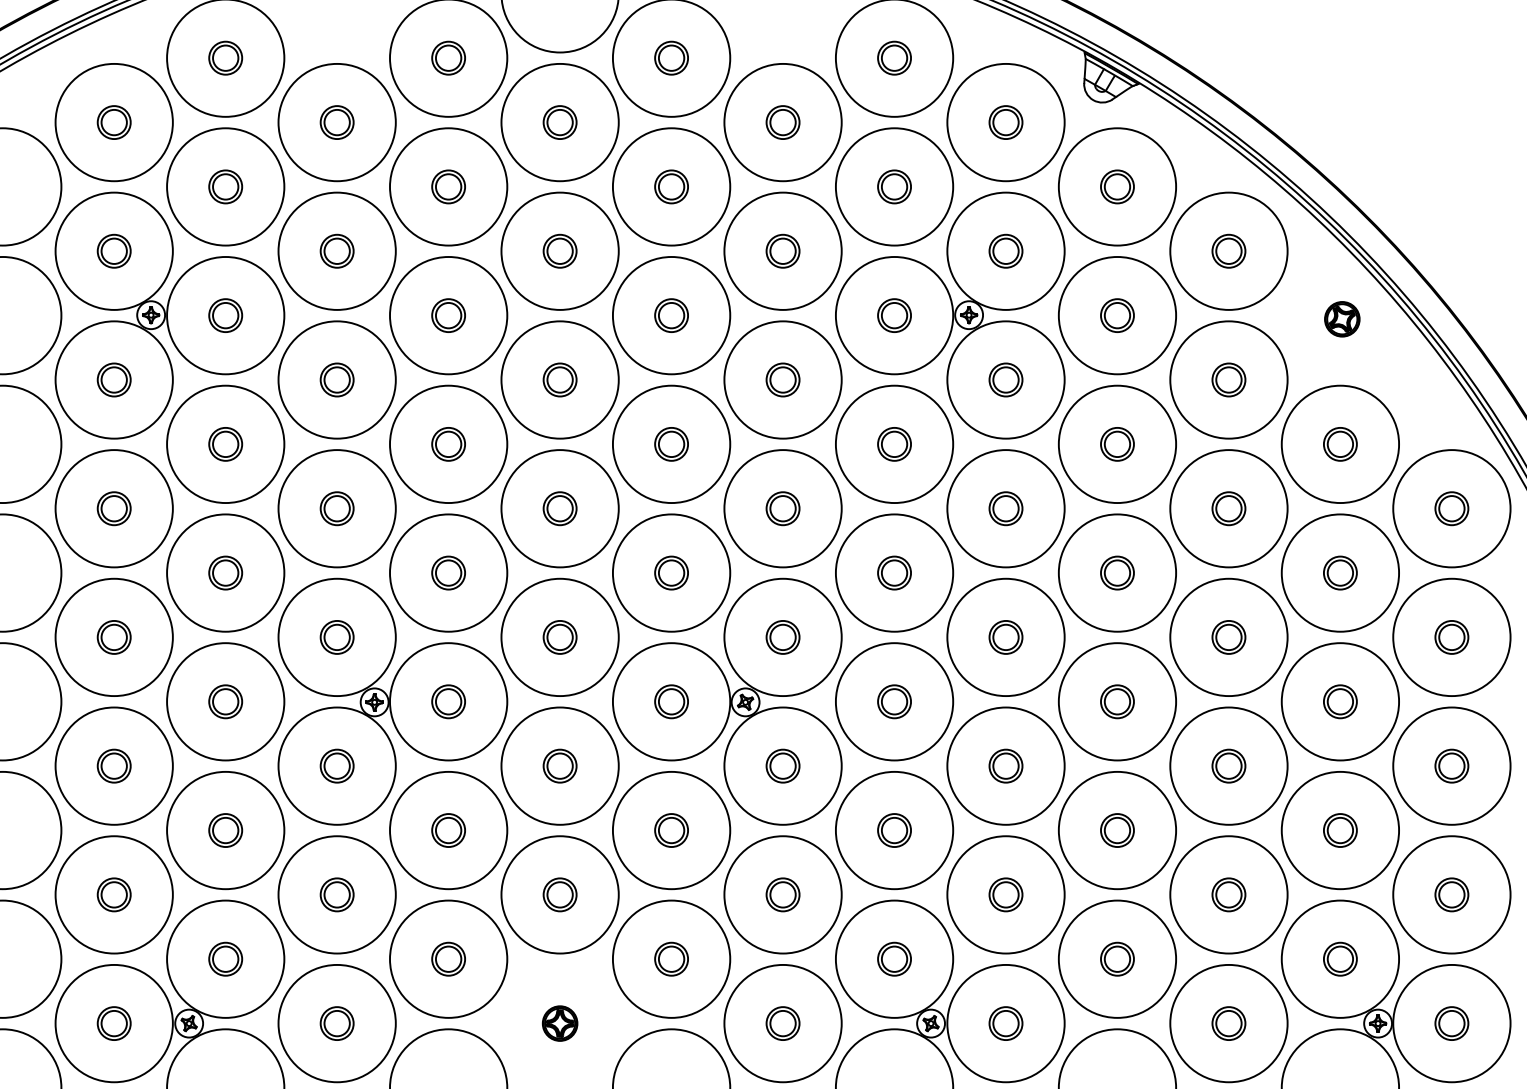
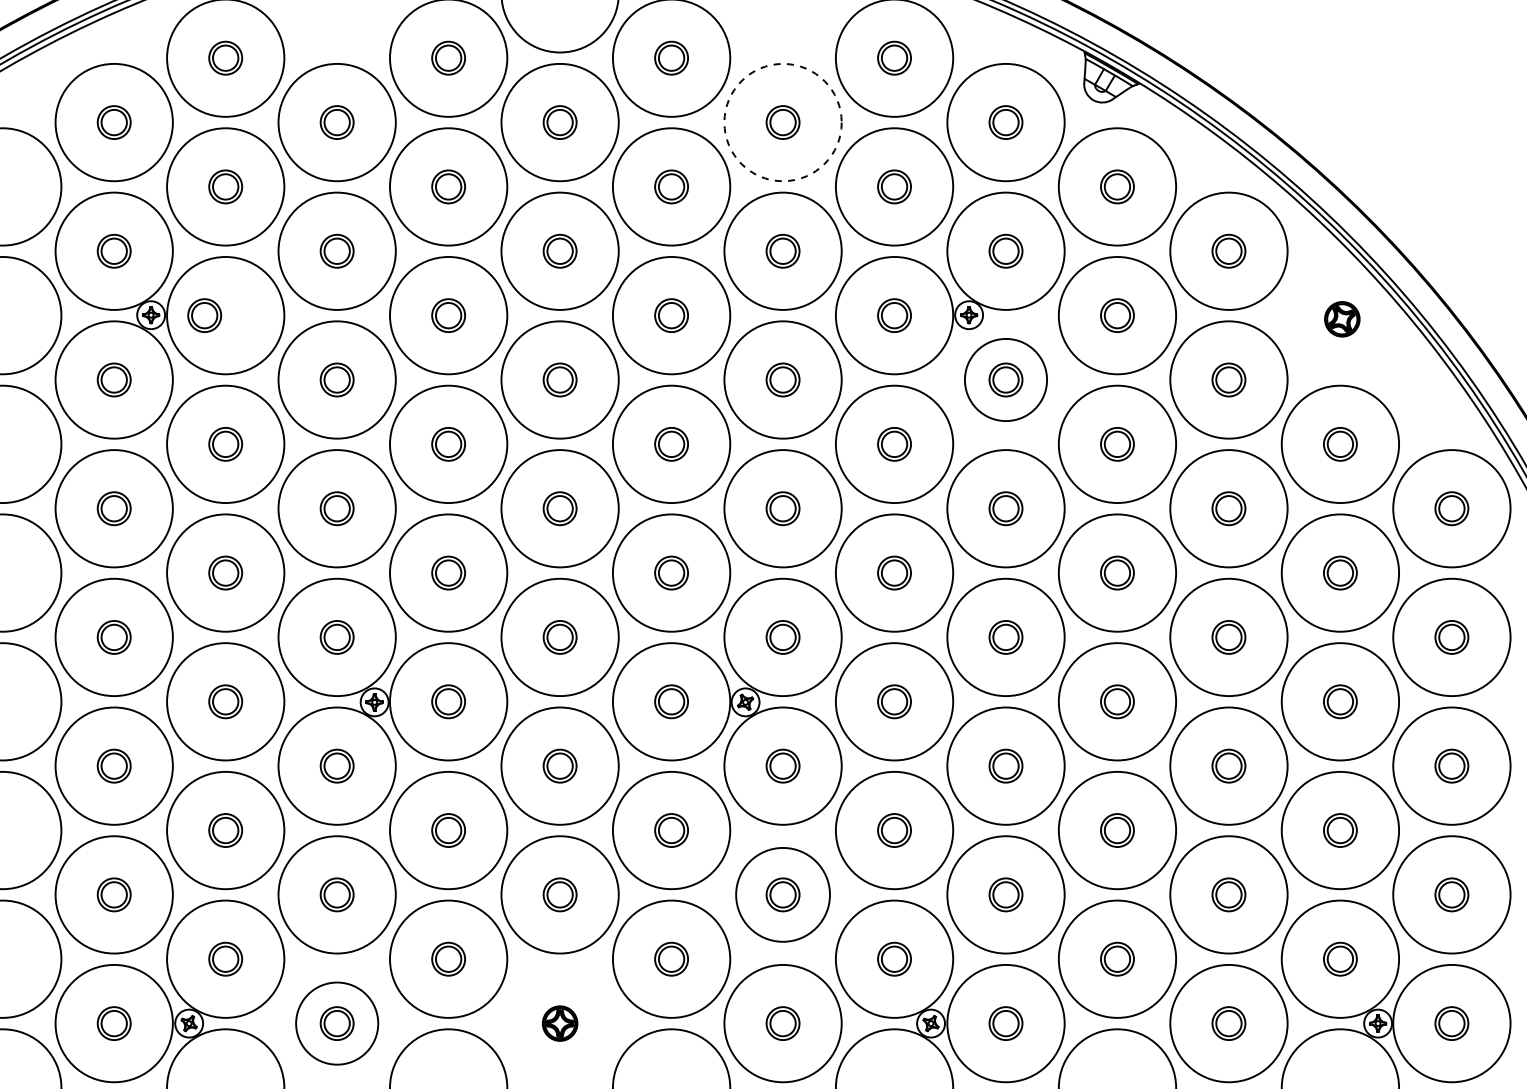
circle: solid -> dashed (782, 122)
part position: (225, 315) -> (204, 315) (204, 315)
circle diameter: 117 px -> 82 px (1005, 379)
circle diameter: 117 px -> 94 px (782, 894)
circle diameter: 117 px -> 82 px (337, 1023)
